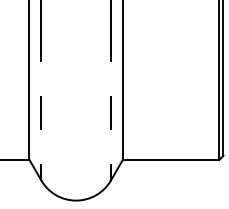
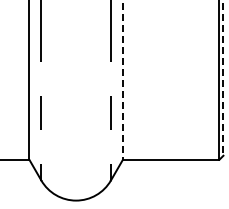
line: solid -> dashed (223, 78)
line: solid -> dashed (122, 80)
